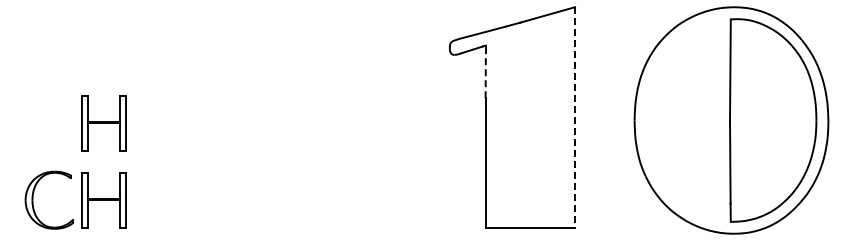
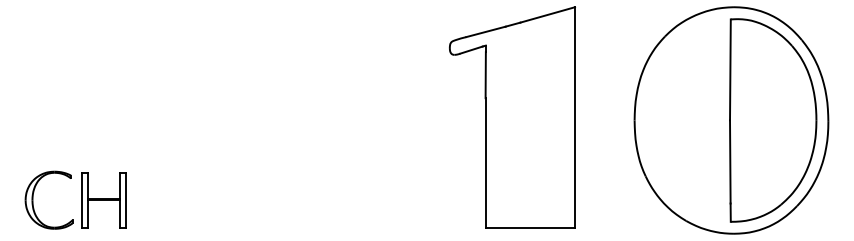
line: dashed -> solid (485, 74)
line: dashed -> solid (575, 118)
part: present -> none (103, 123)
